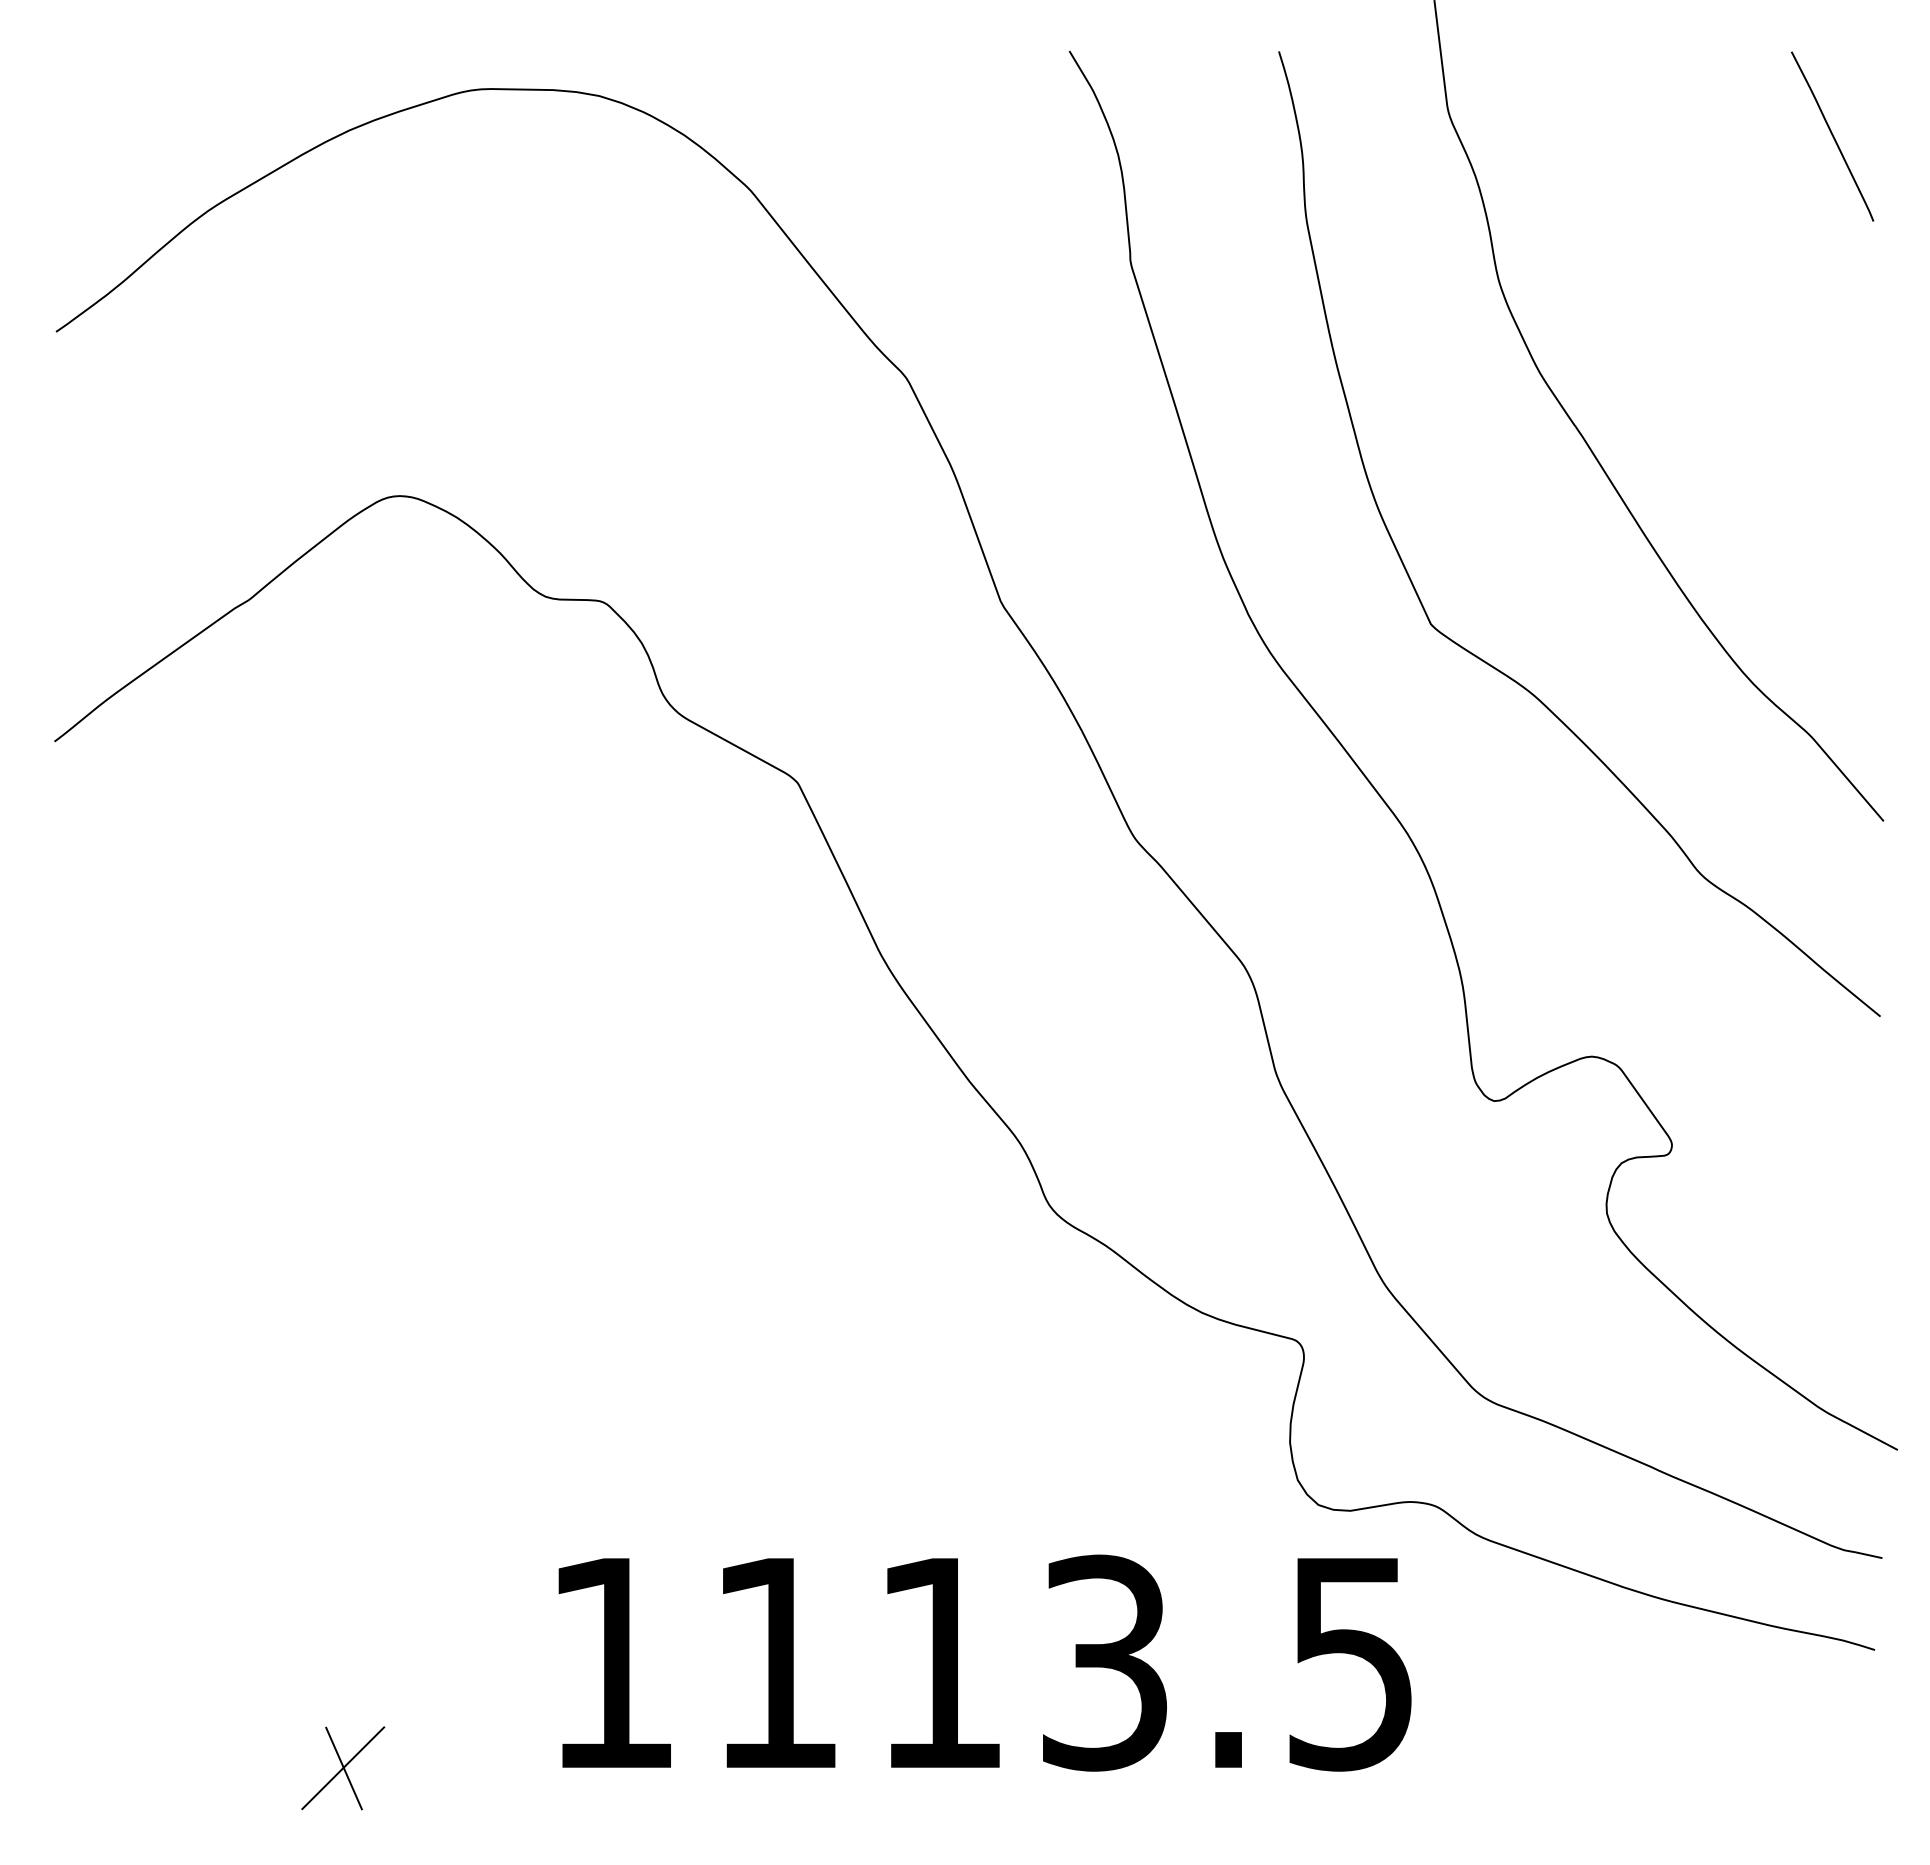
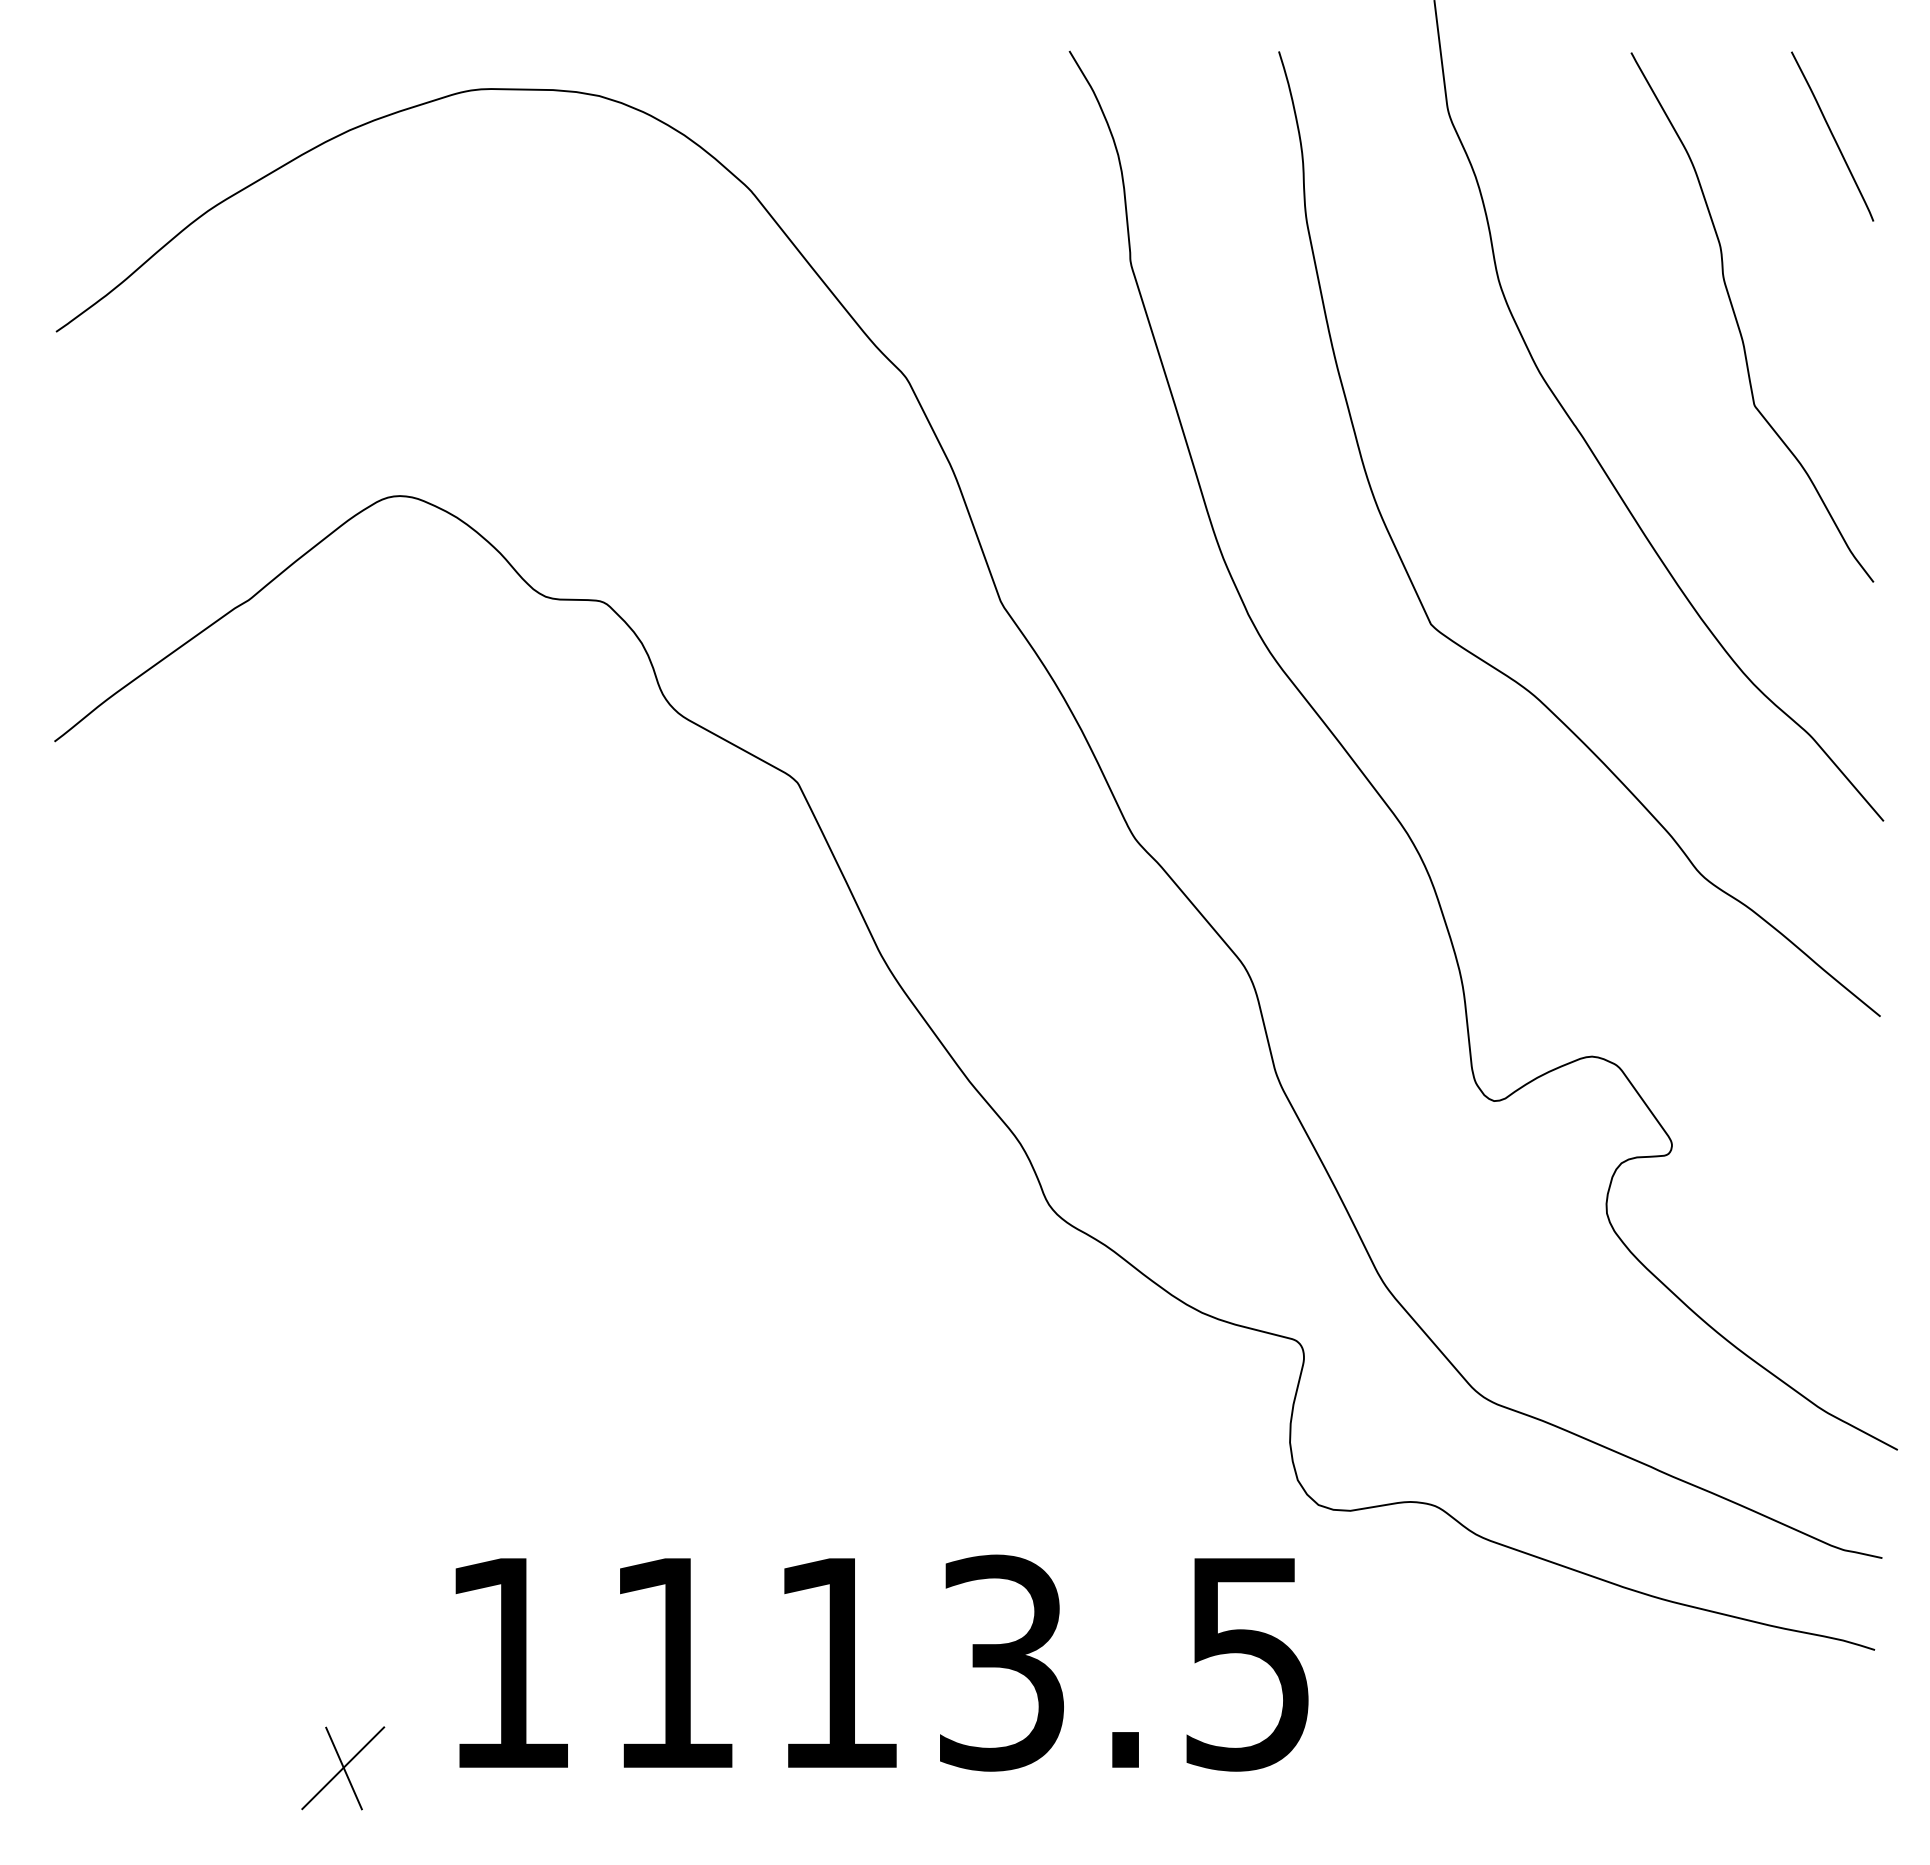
curve: none -> present (1738, 322)
text position: (984, 1662) -> (881, 1662) (881, 1662)
